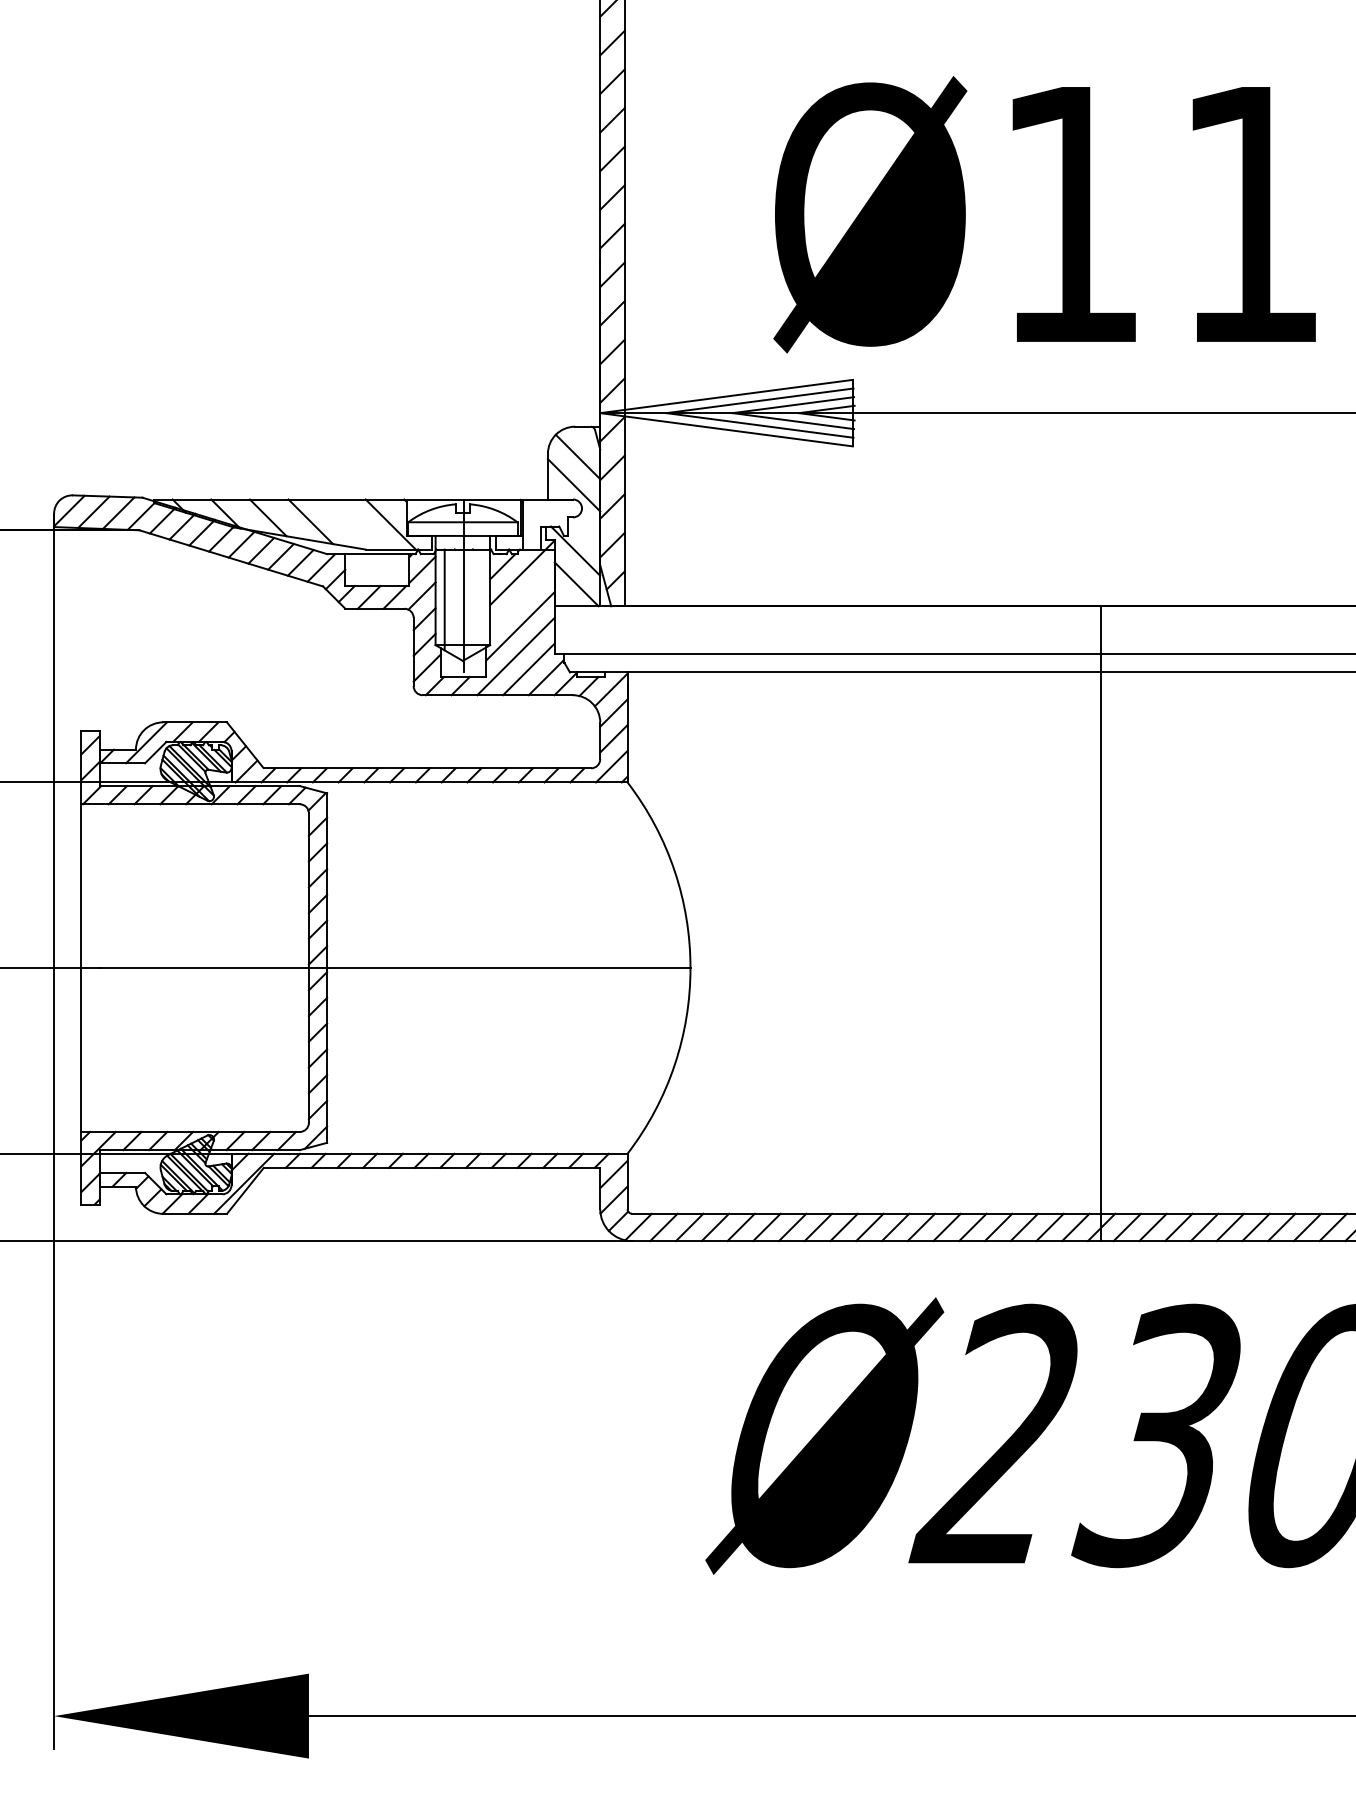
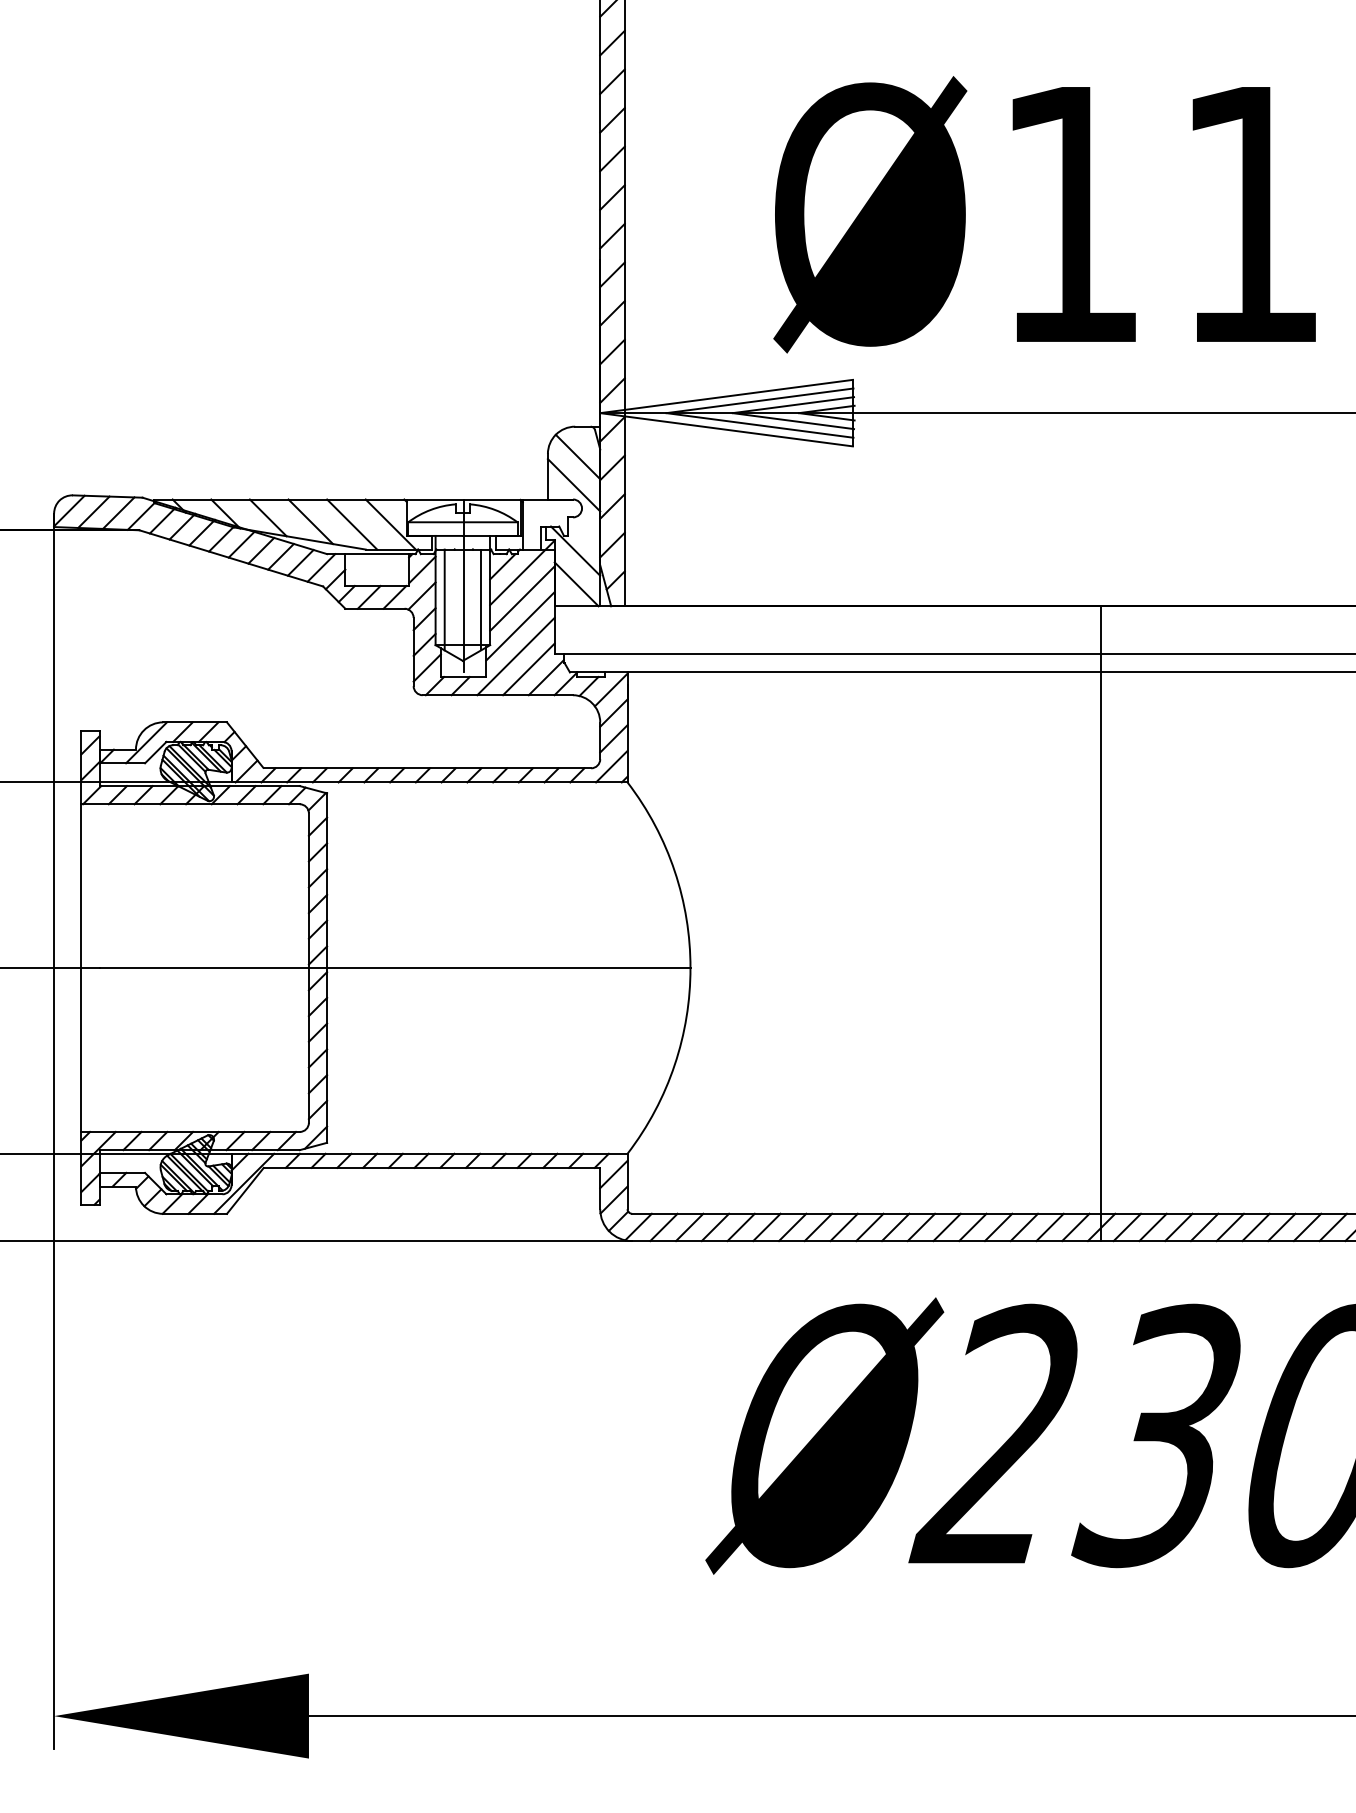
line: none -> present (352, 524)
line: none -> present (522, 598)
line: none -> present (481, 599)
